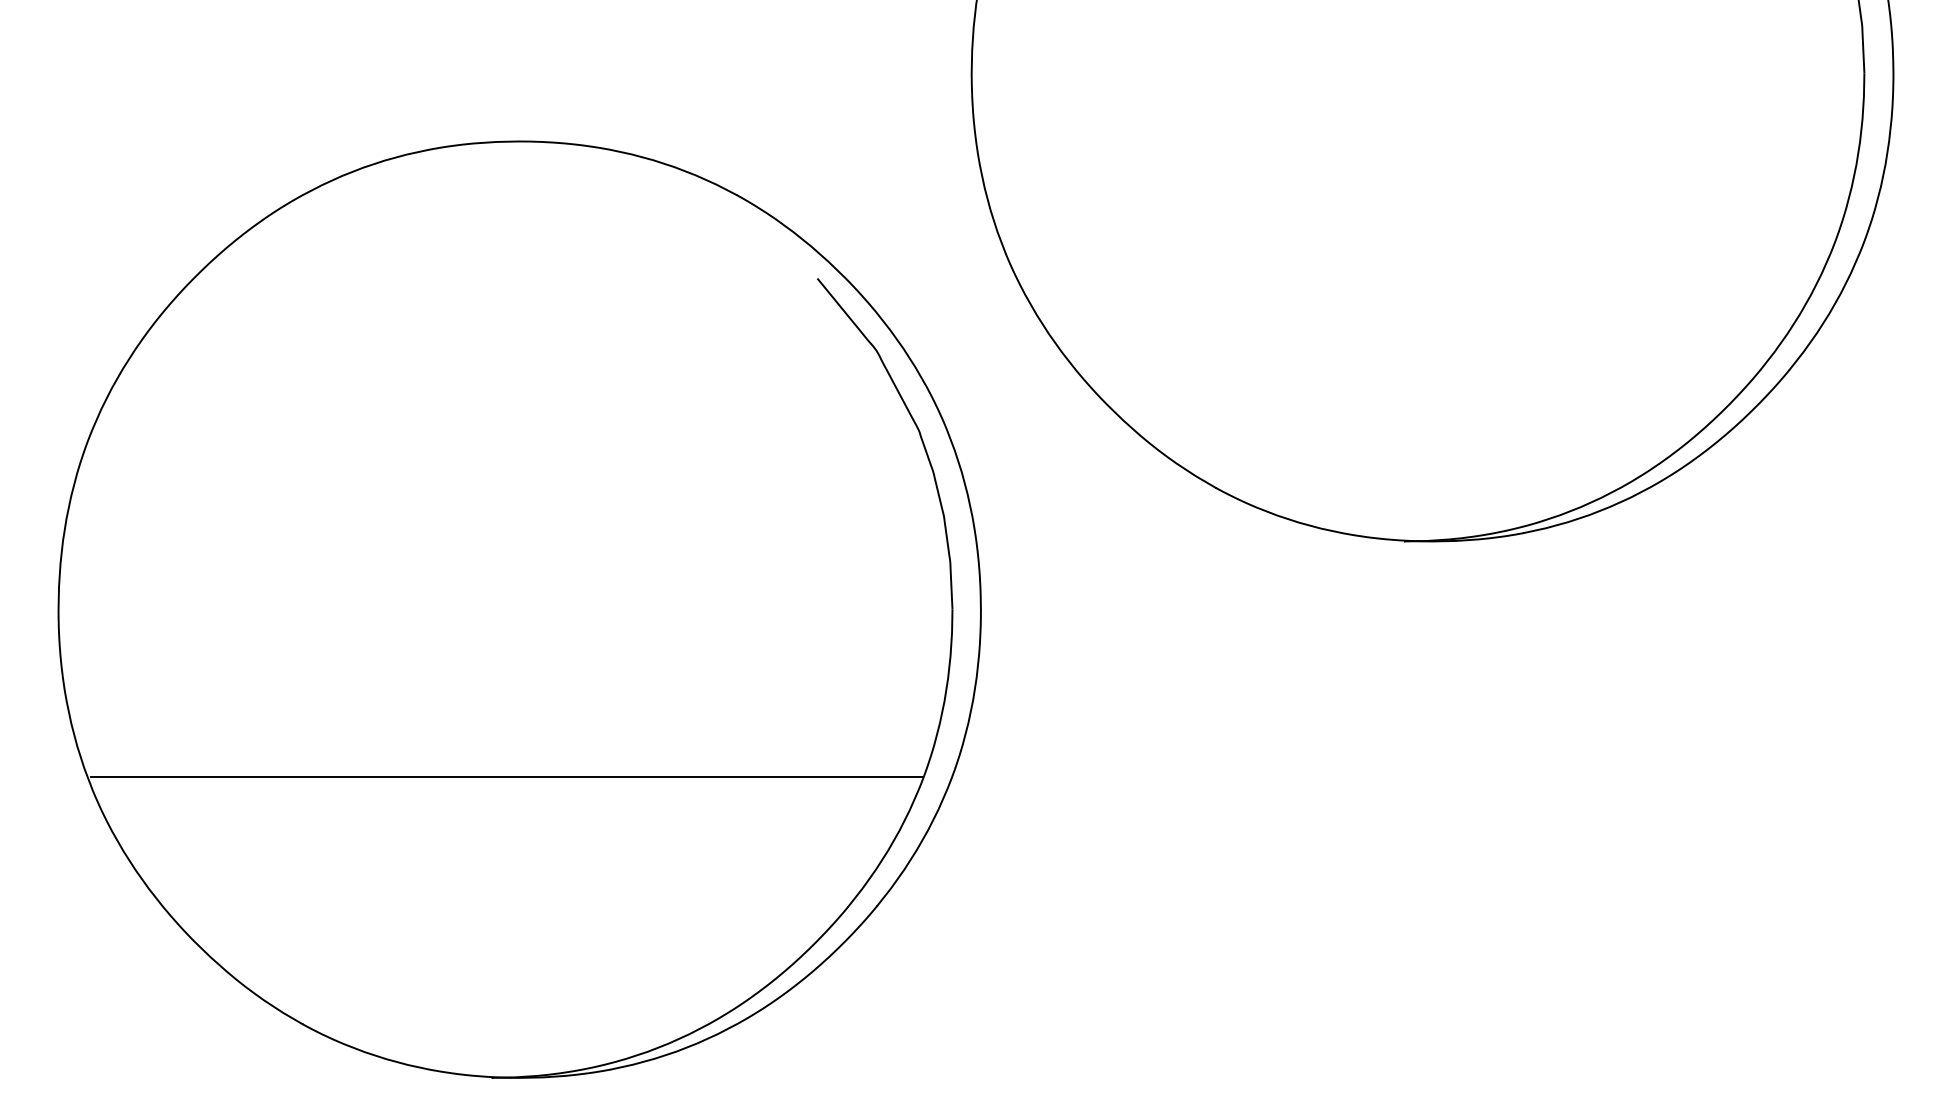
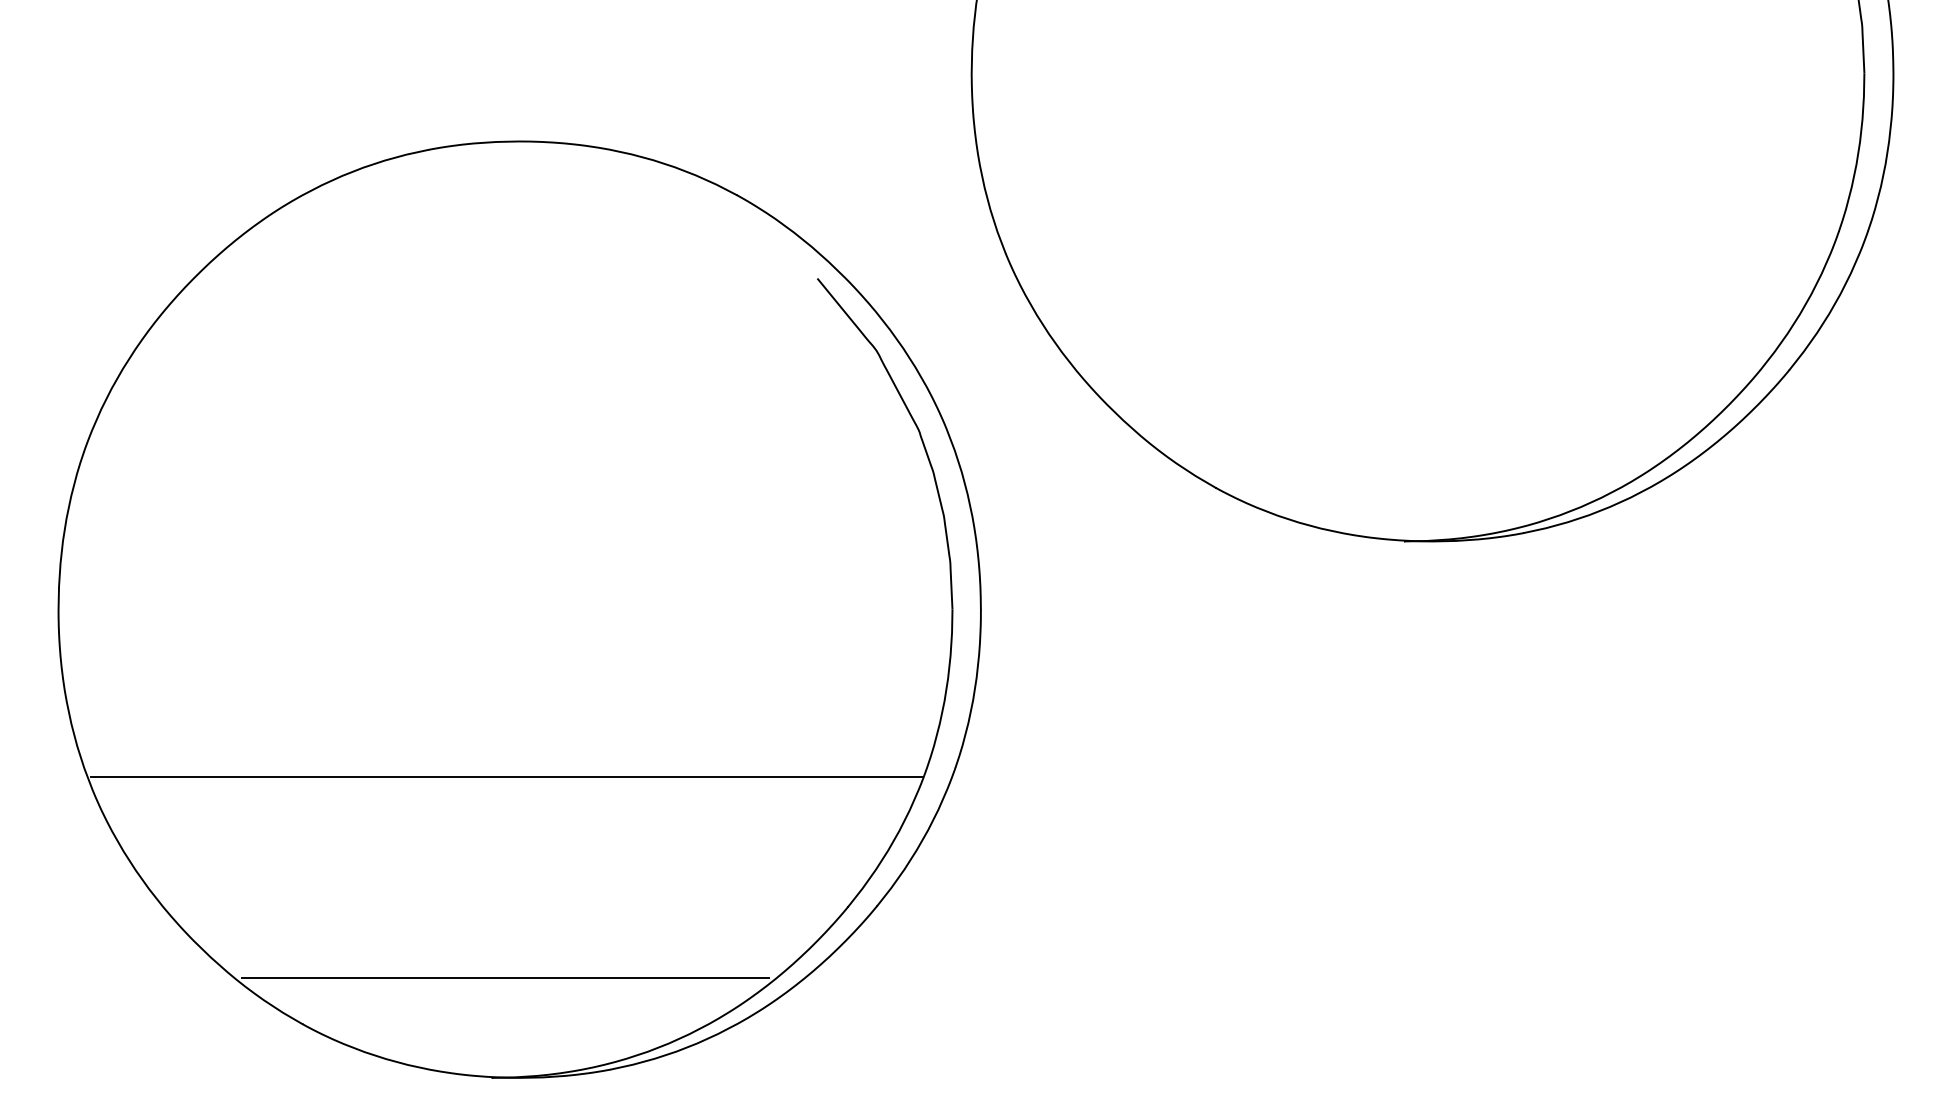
line: none -> present (505, 977)
